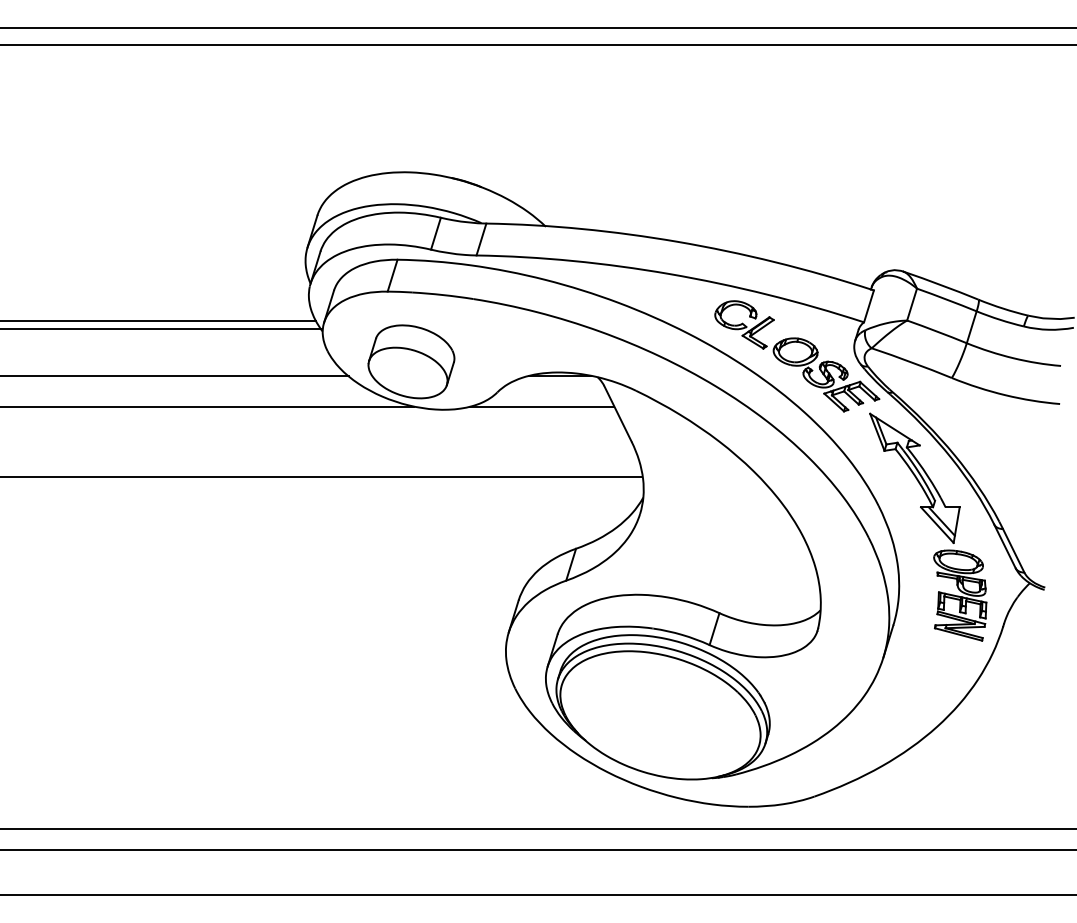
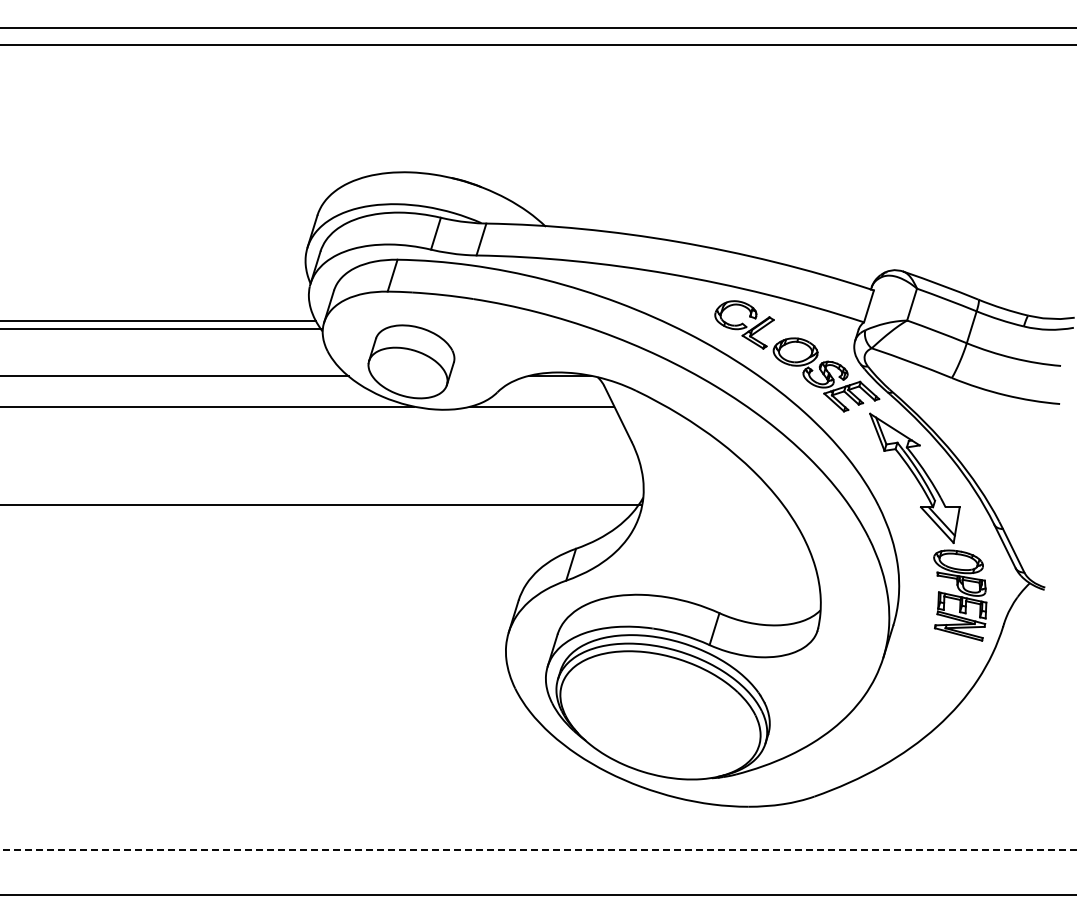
line position: (322, 477) -> (322, 505) (322, 505)
line: present -> none (537, 828)
line: solid -> dashed (538, 849)
